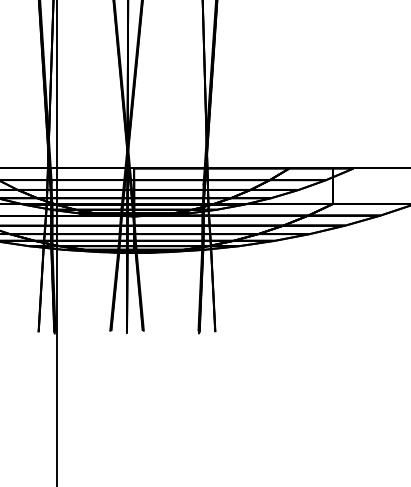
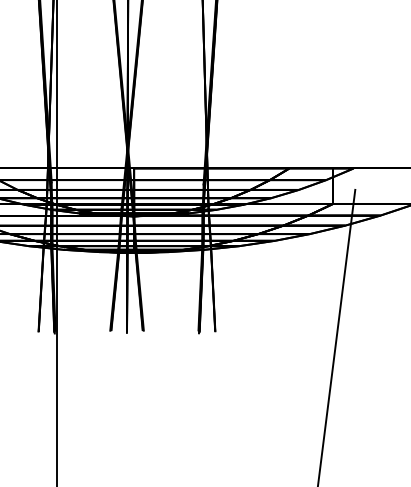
line: none -> present (336, 336)
